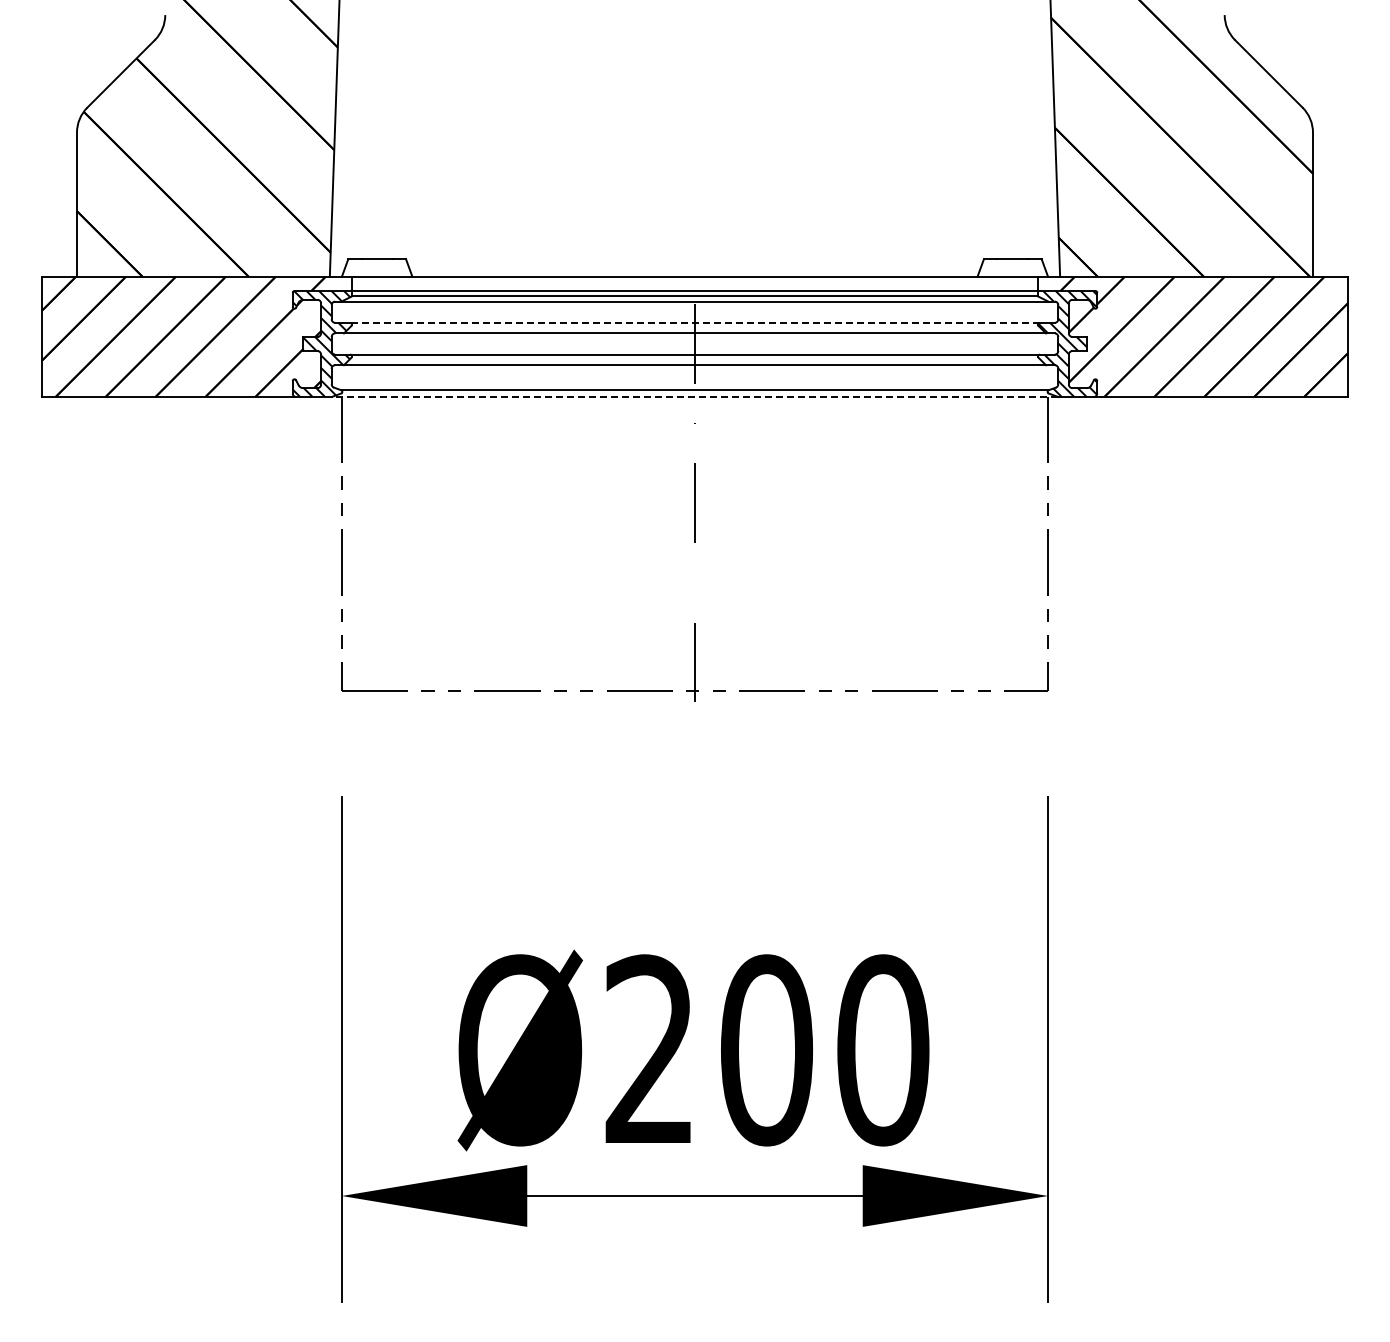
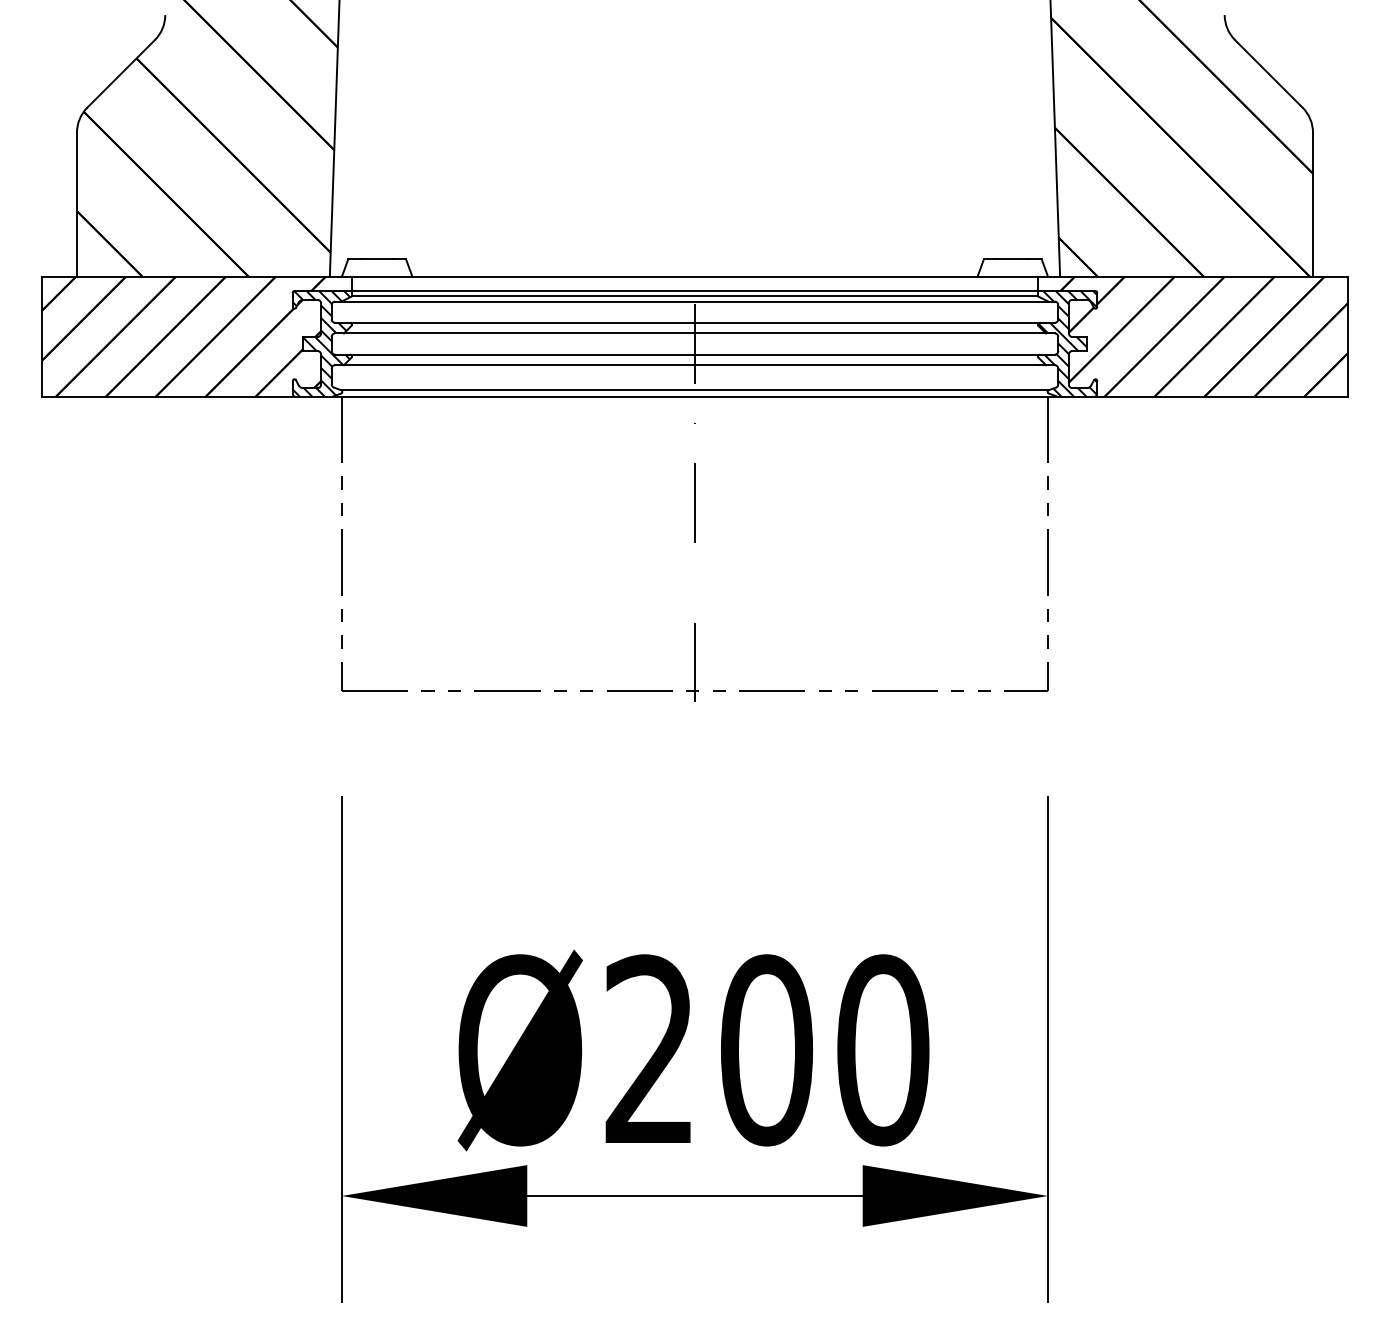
line: dashed -> solid (694, 322)
line: dashed -> solid (694, 397)
